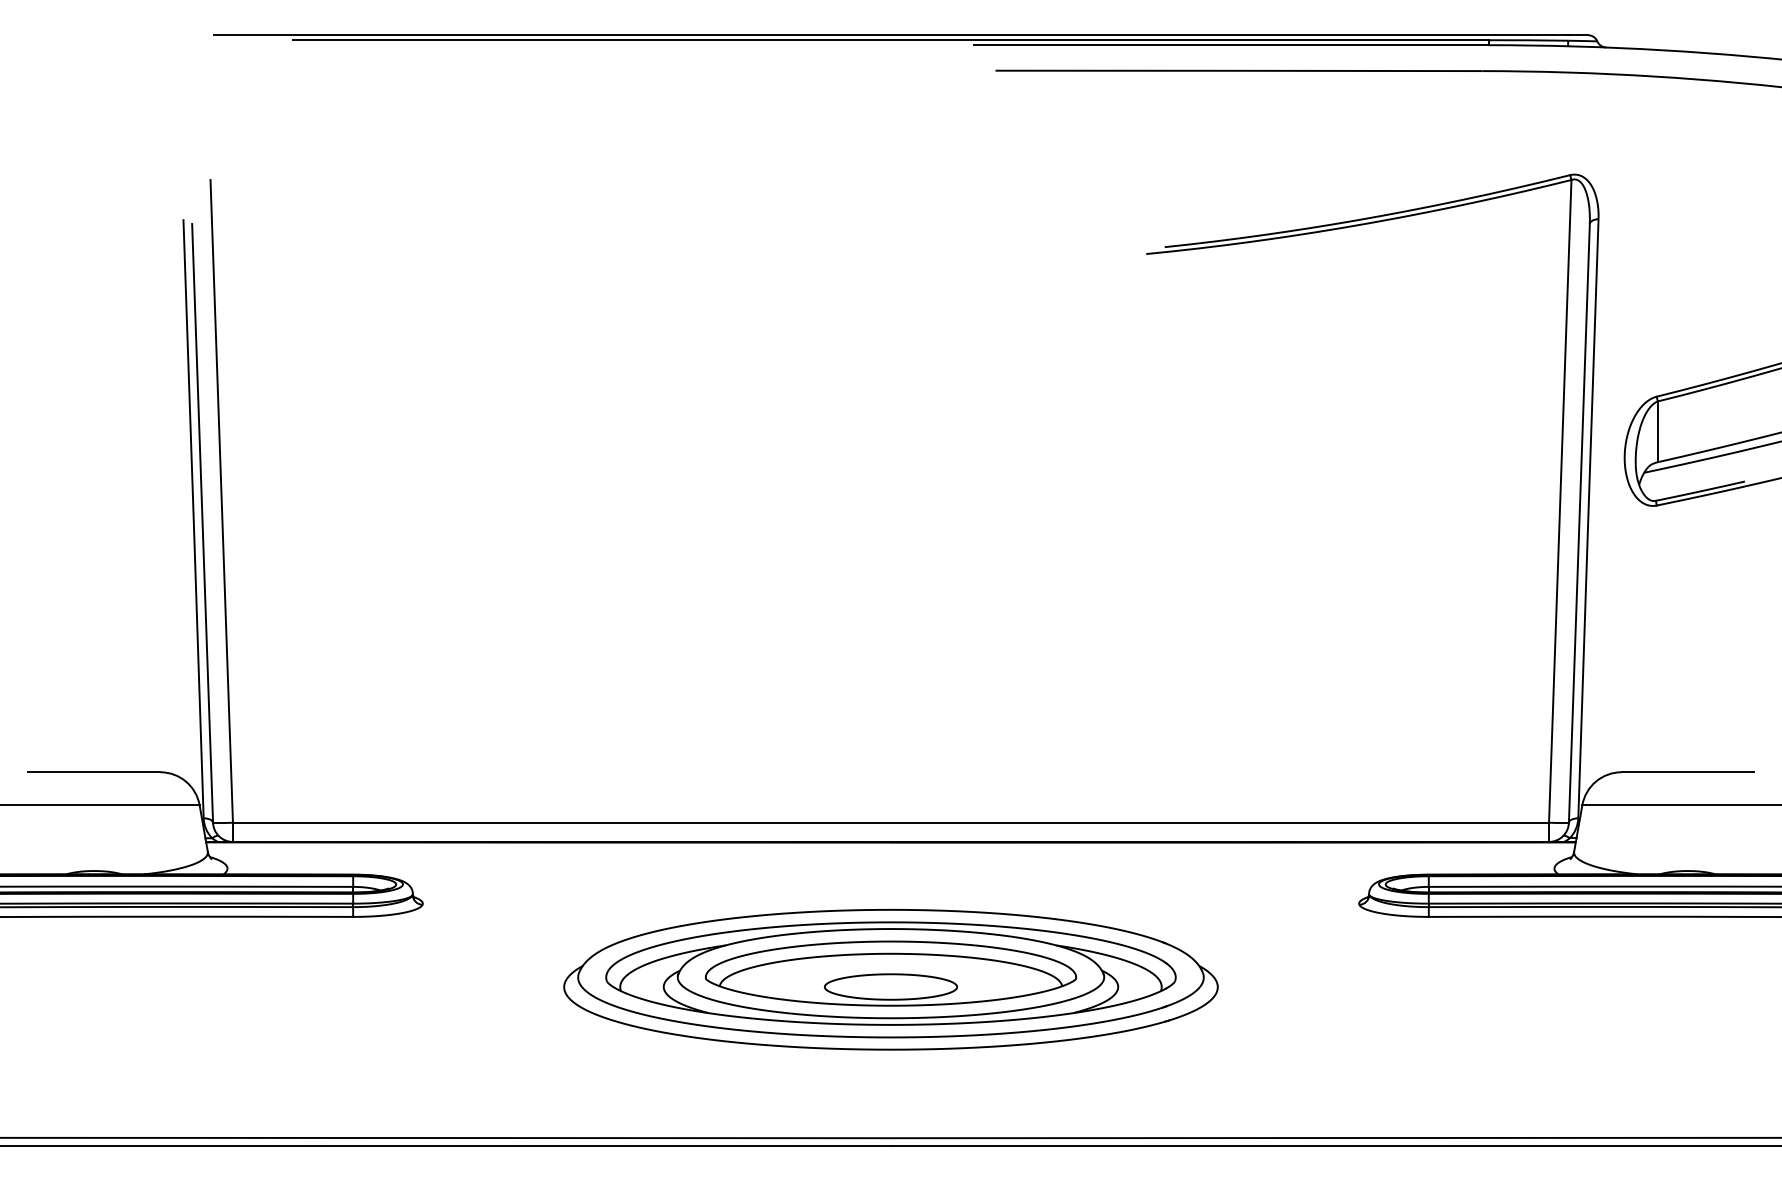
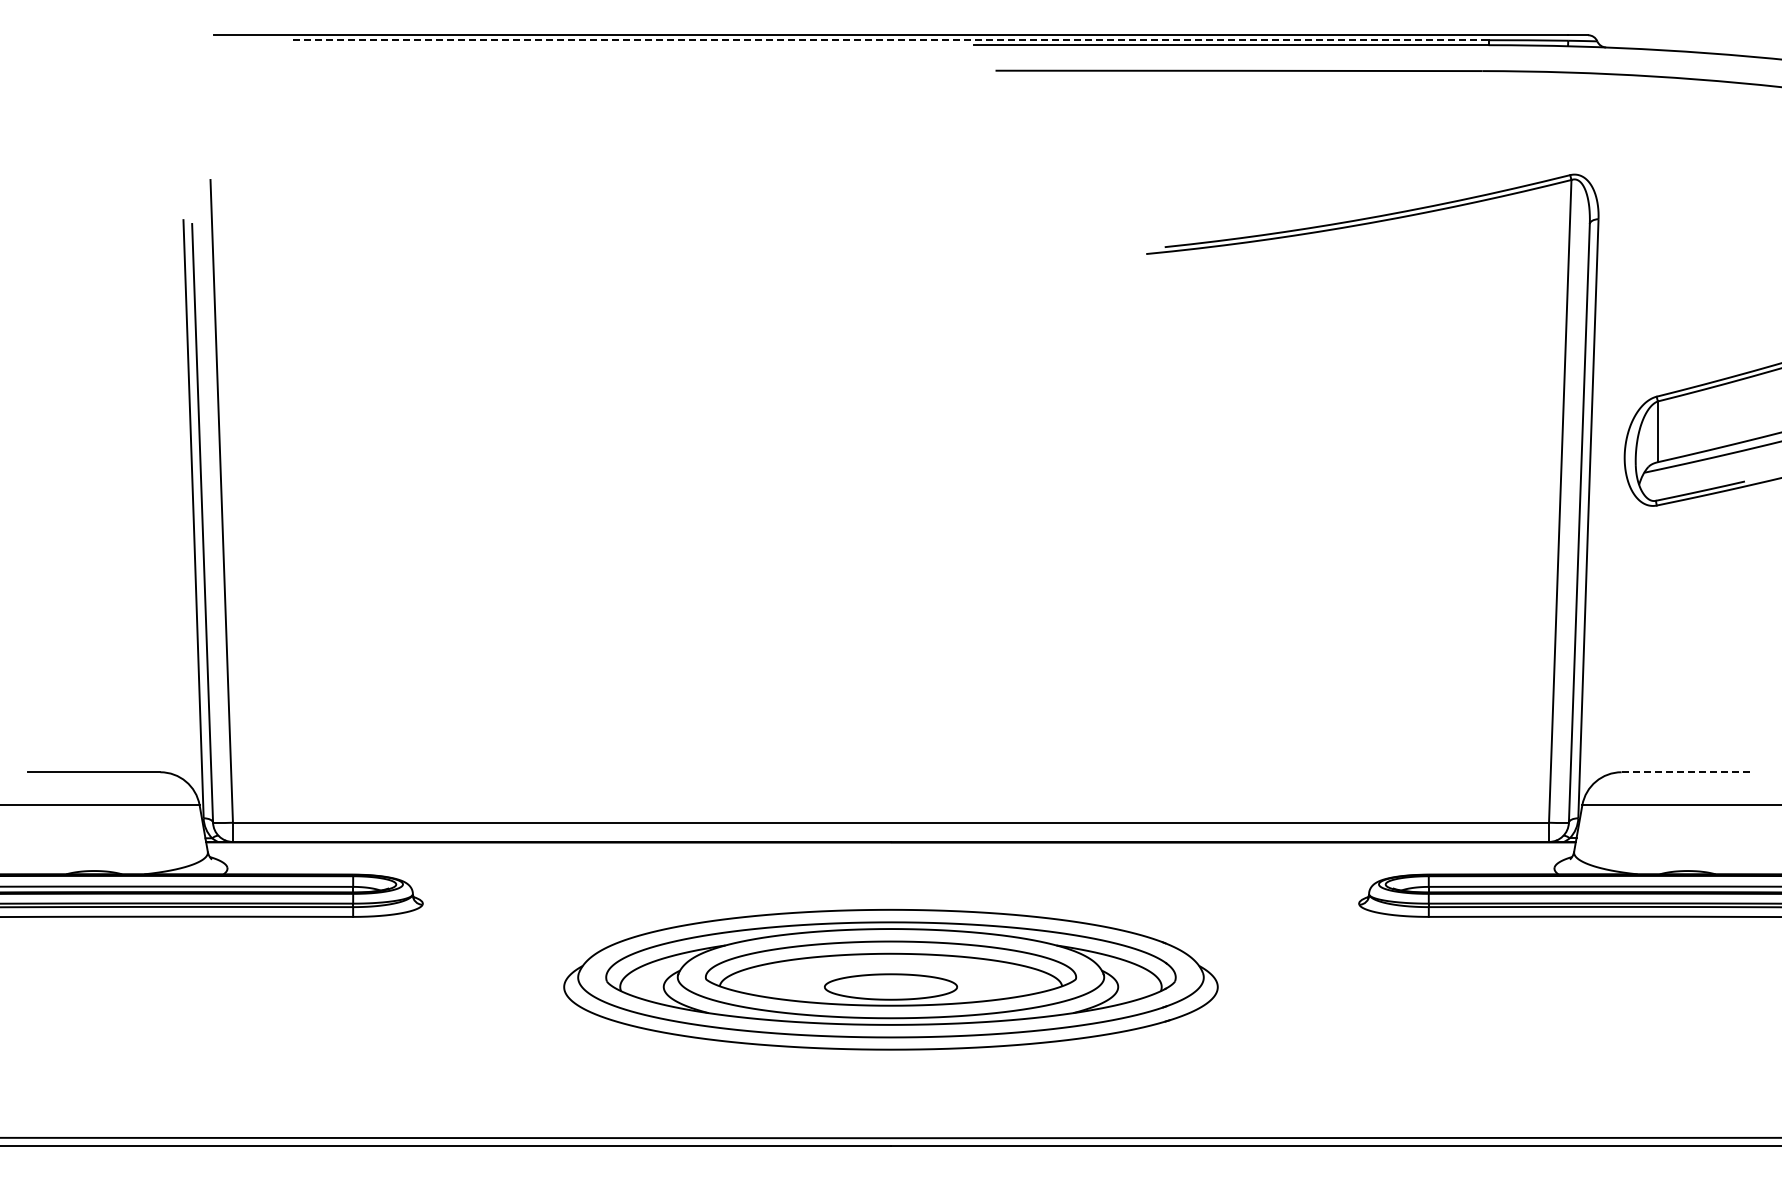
line: solid -> dashed (890, 40)
line: solid -> dashed (1688, 772)
